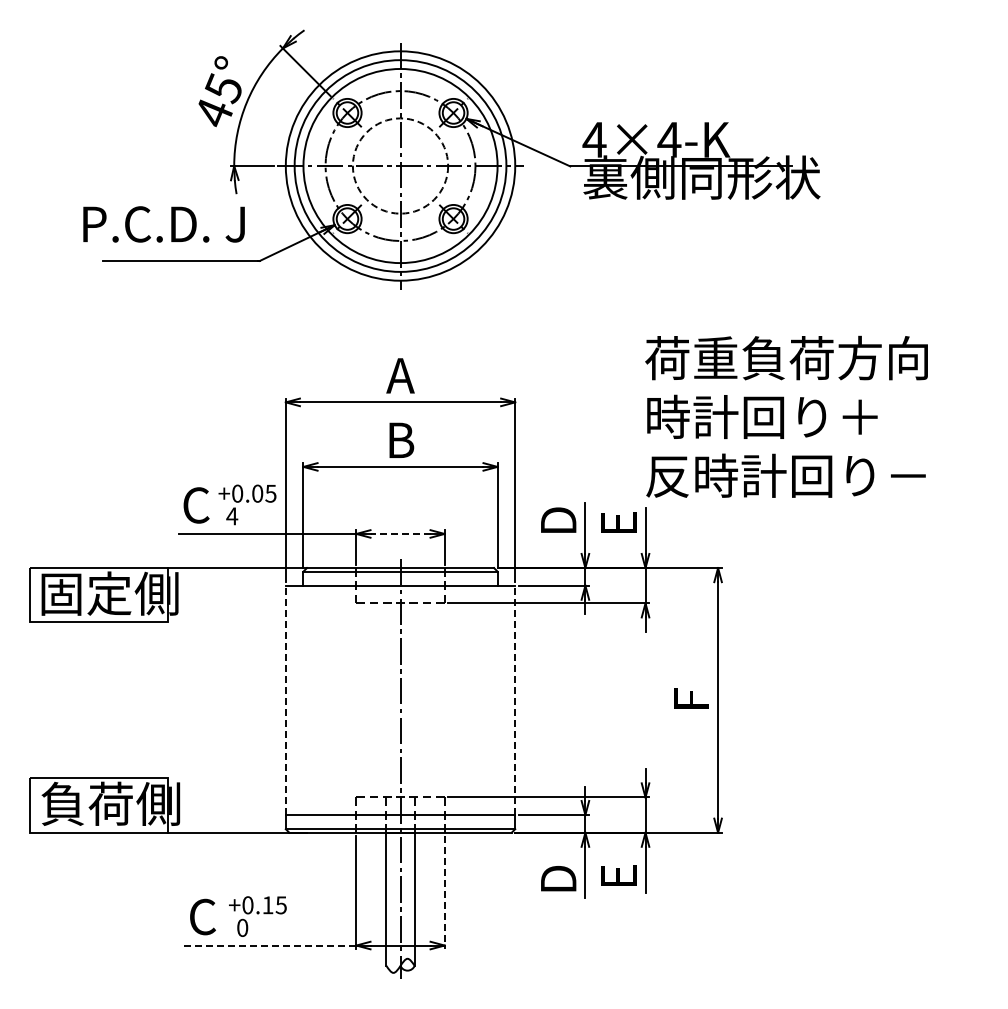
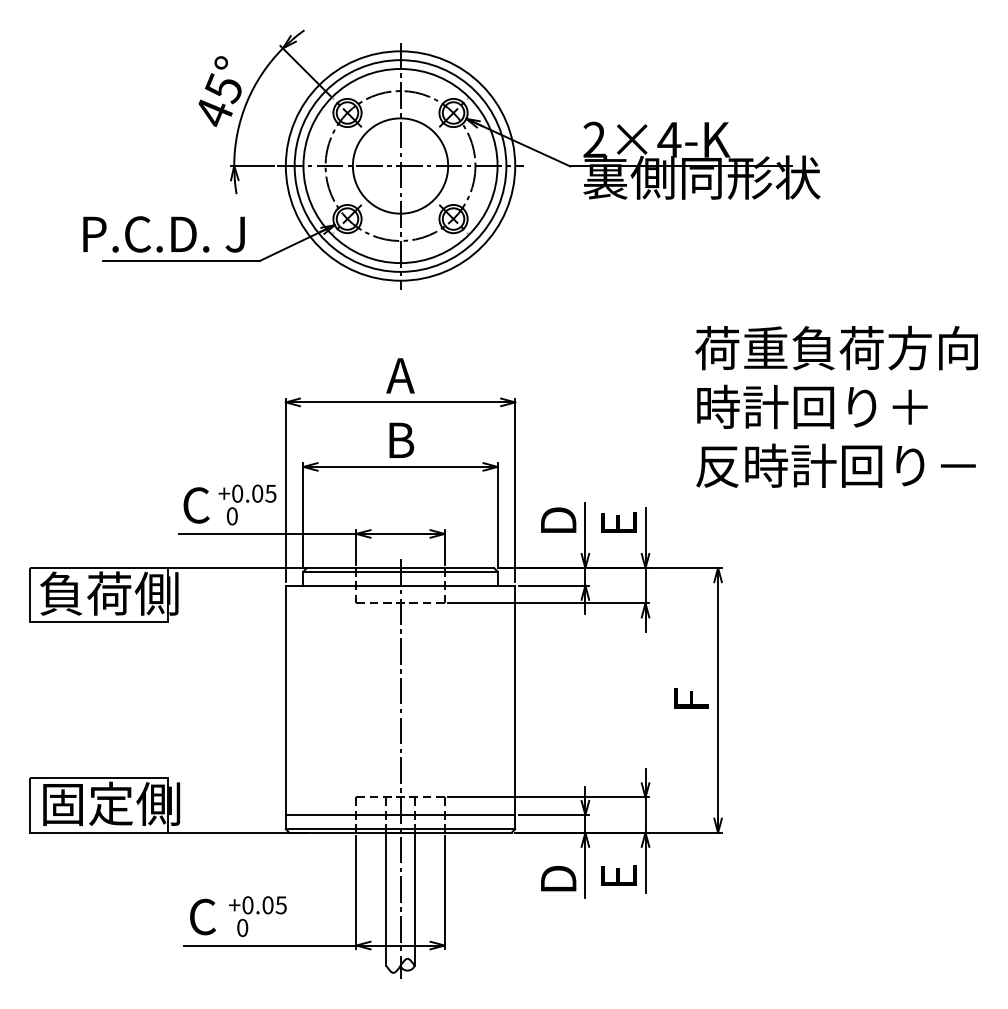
text: 4×4-K -> 2×4-K (594, 139)
circle: dashed -> solid (400, 165)
text position: (163, 224) -> (163, 234) (163, 234)
text position: (786, 416) -> (836, 406) (836, 406)
text: 4 -> 0 (232, 516)
line: dashed -> solid (400, 533)
text: 固定側 -> 負荷側 (85, 593)
line: dashed -> solid (285, 700)
line: dashed -> solid (515, 700)
text: 負荷側 -> 固定側 (86, 803)
line: dashed -> solid (444, 893)
text: +0.15 -> +0.05 (267, 905)
line: dashed -> solid (269, 945)
